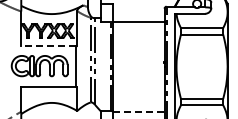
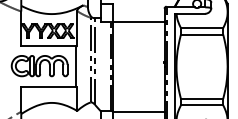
line: dashed -> solid (48, 46)
line: dashed -> solid (138, 111)
